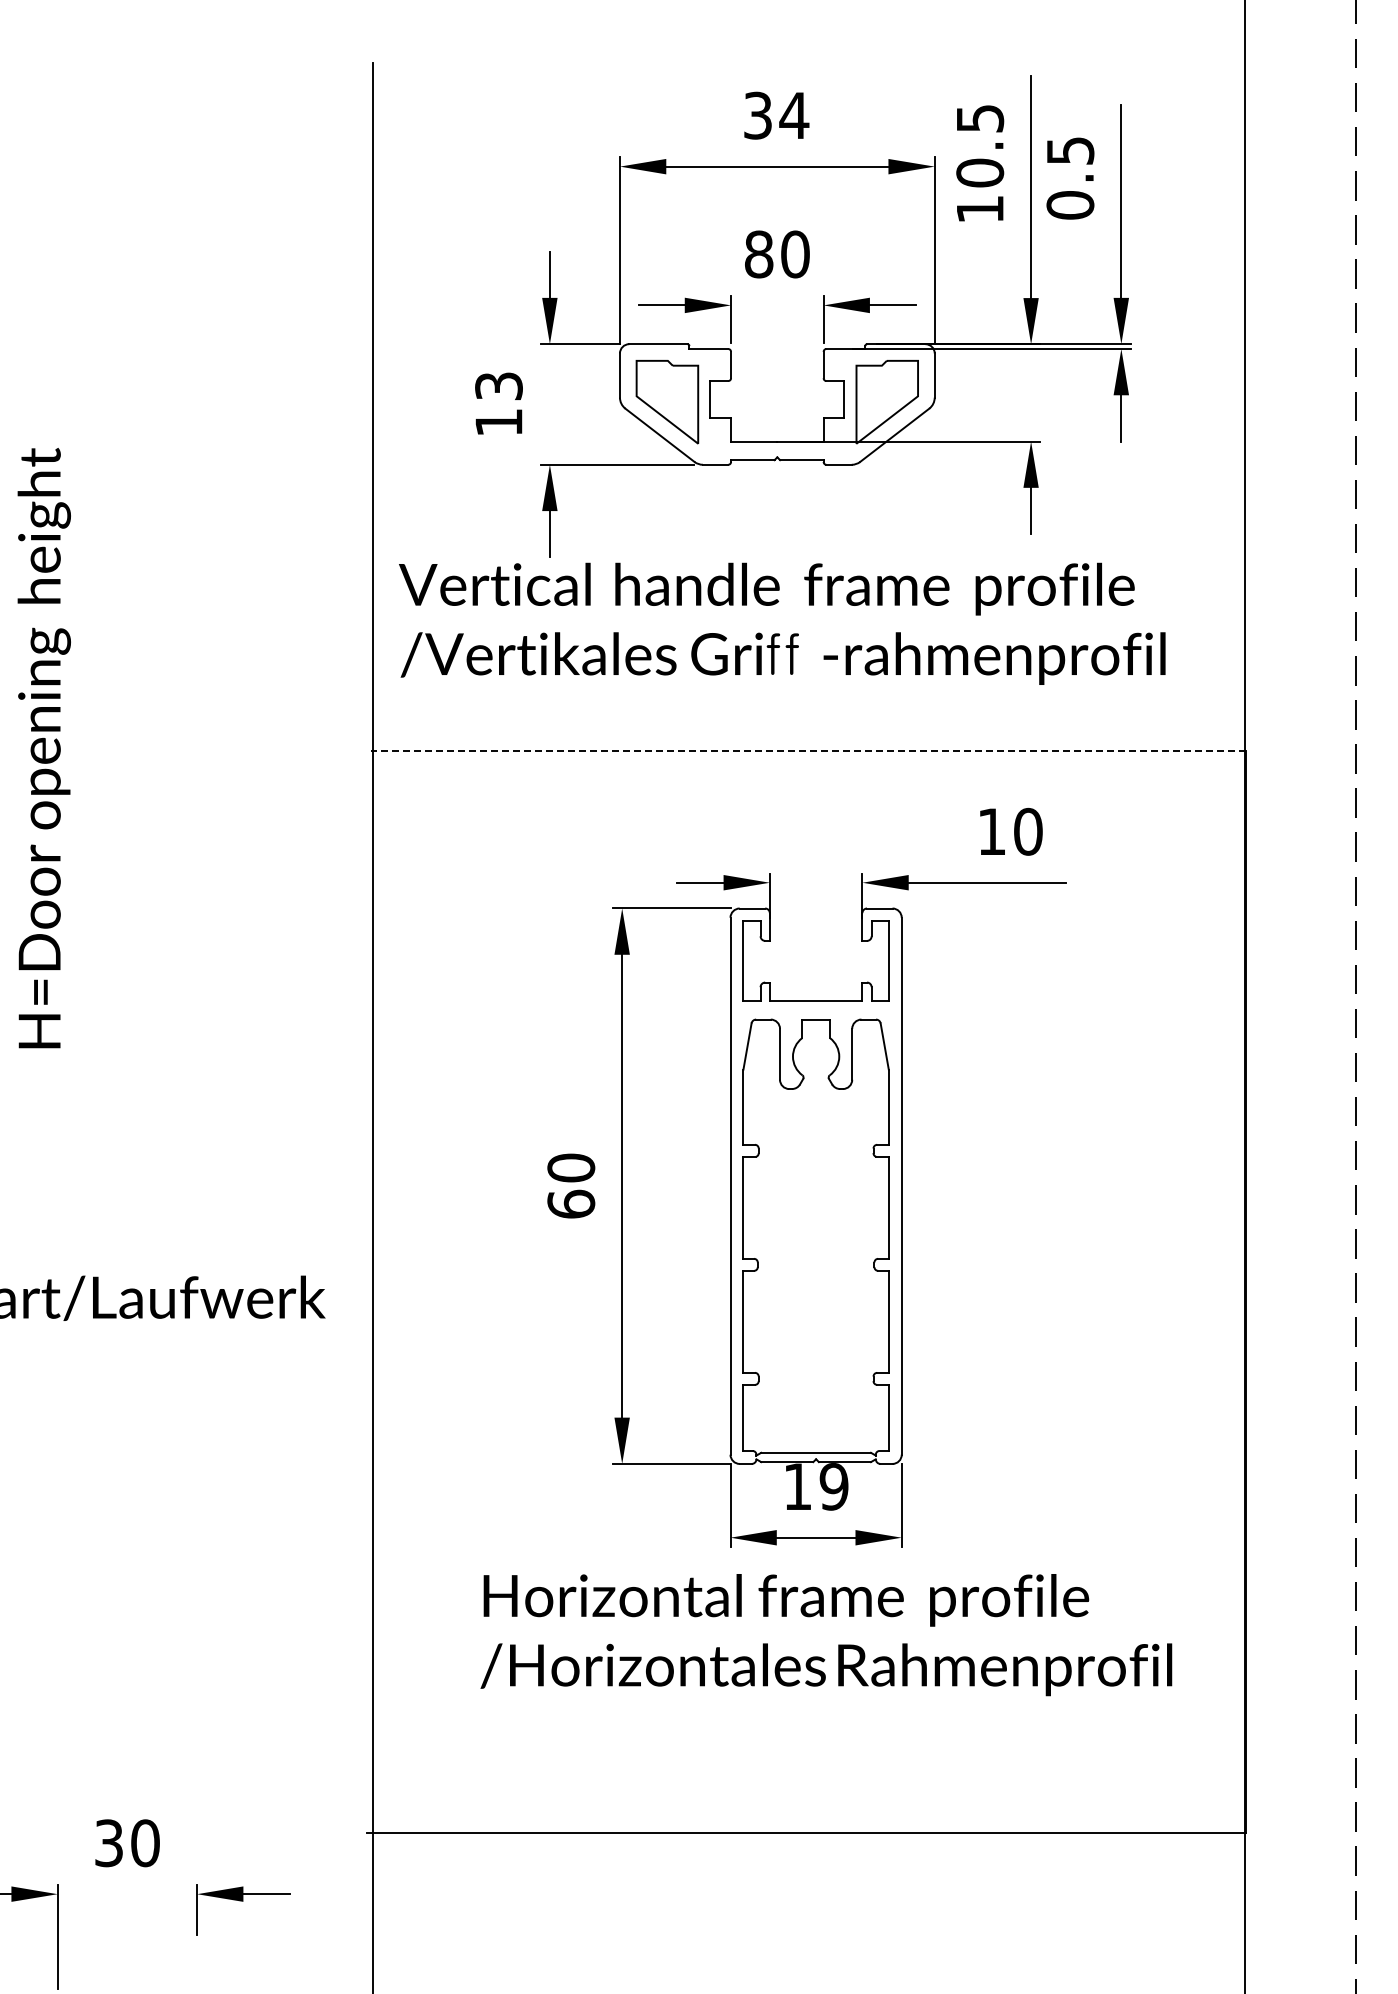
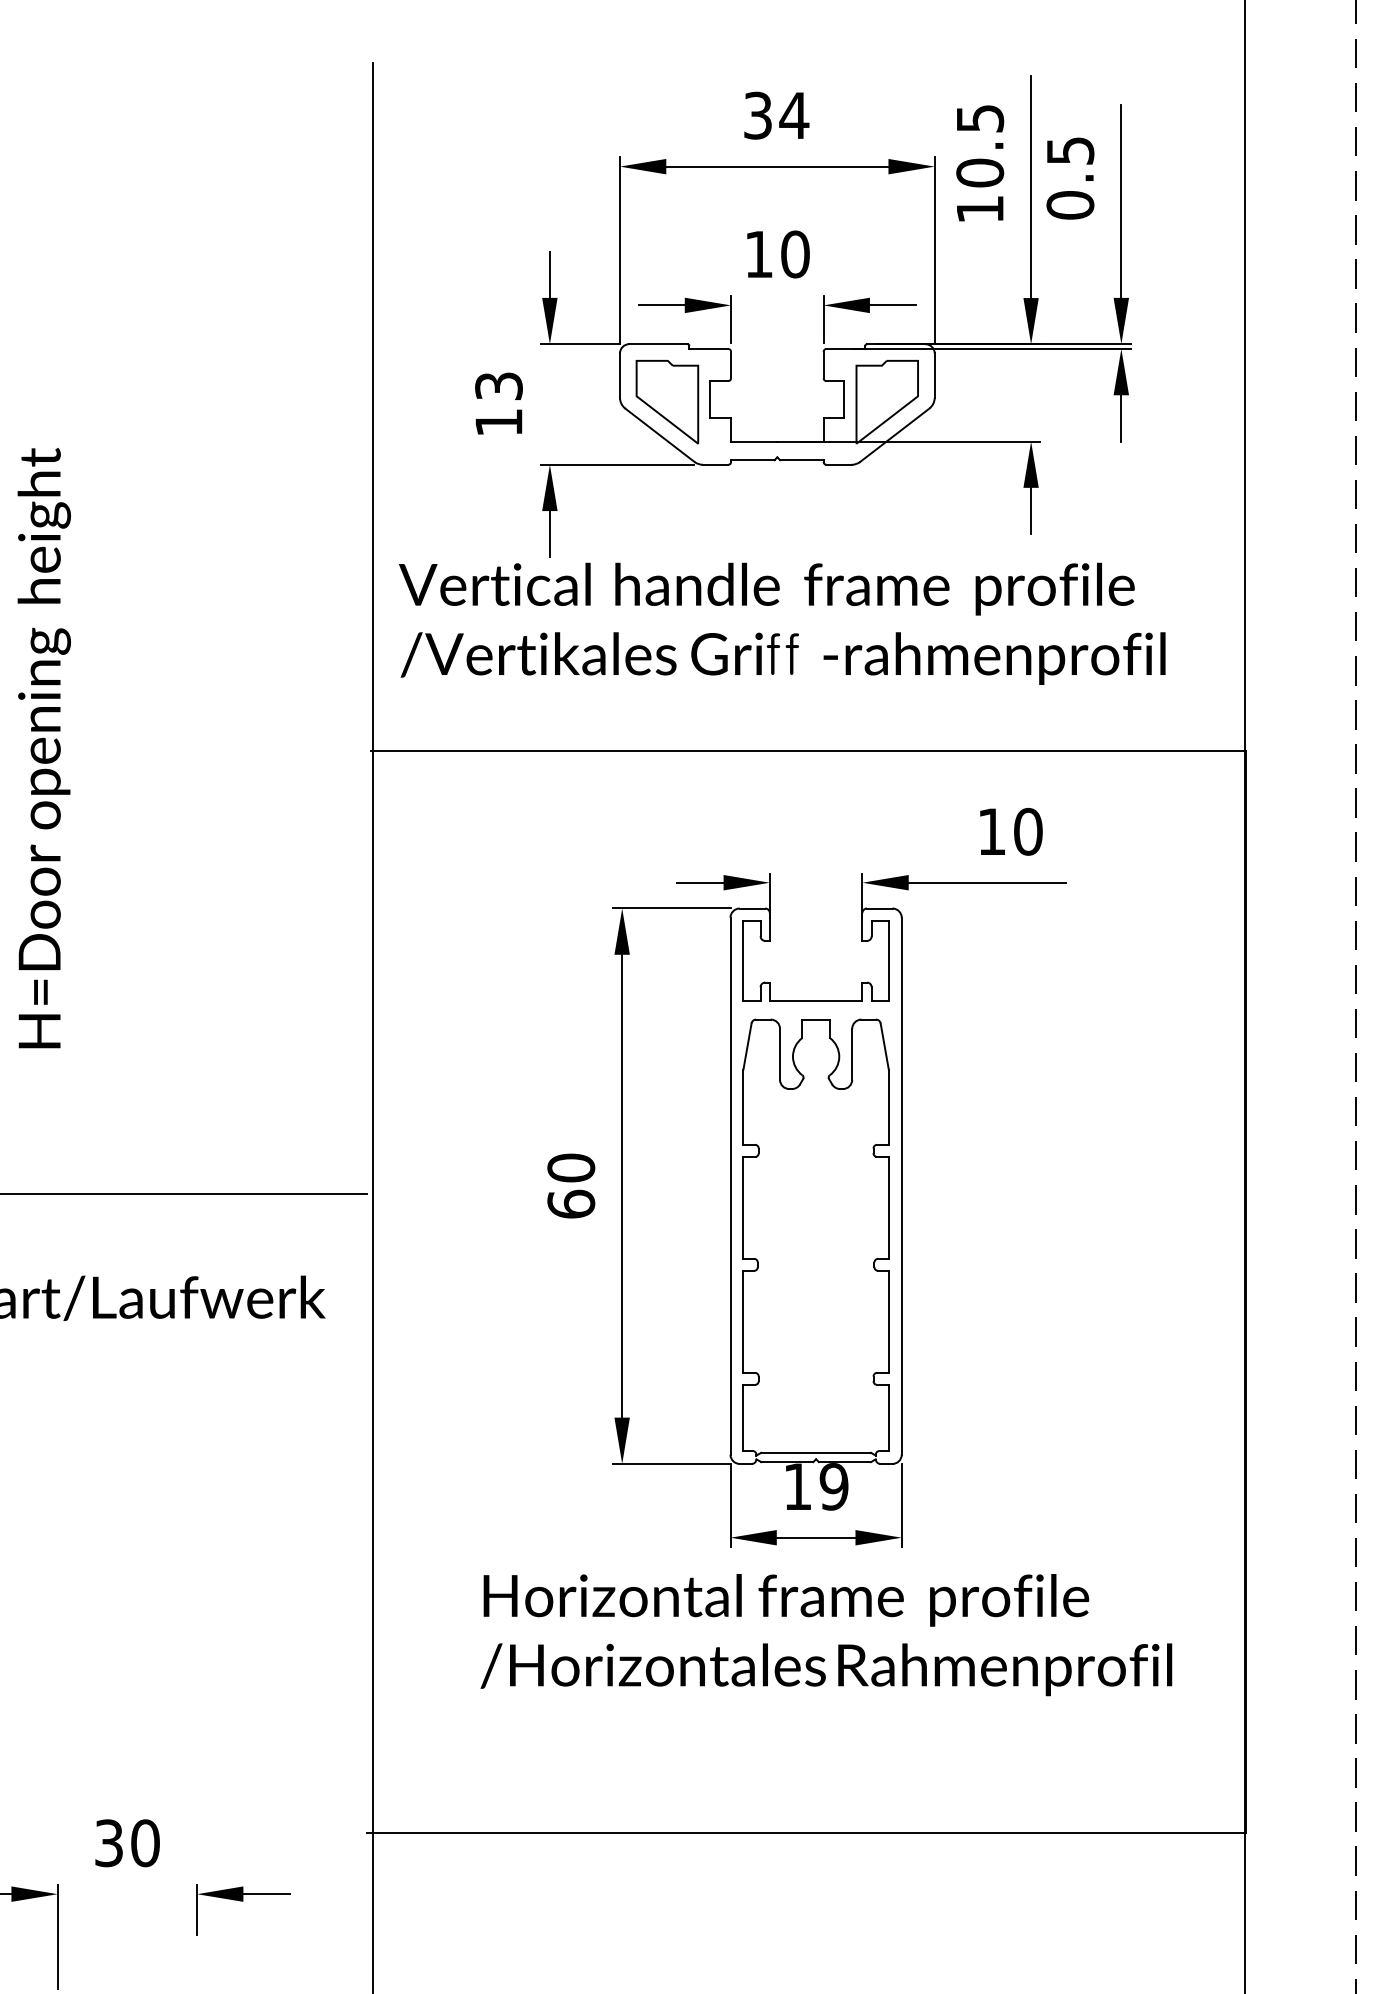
text: 80 -> 10 (759, 254)
line: dashed -> solid (808, 751)
line: none -> present (184, 1193)
